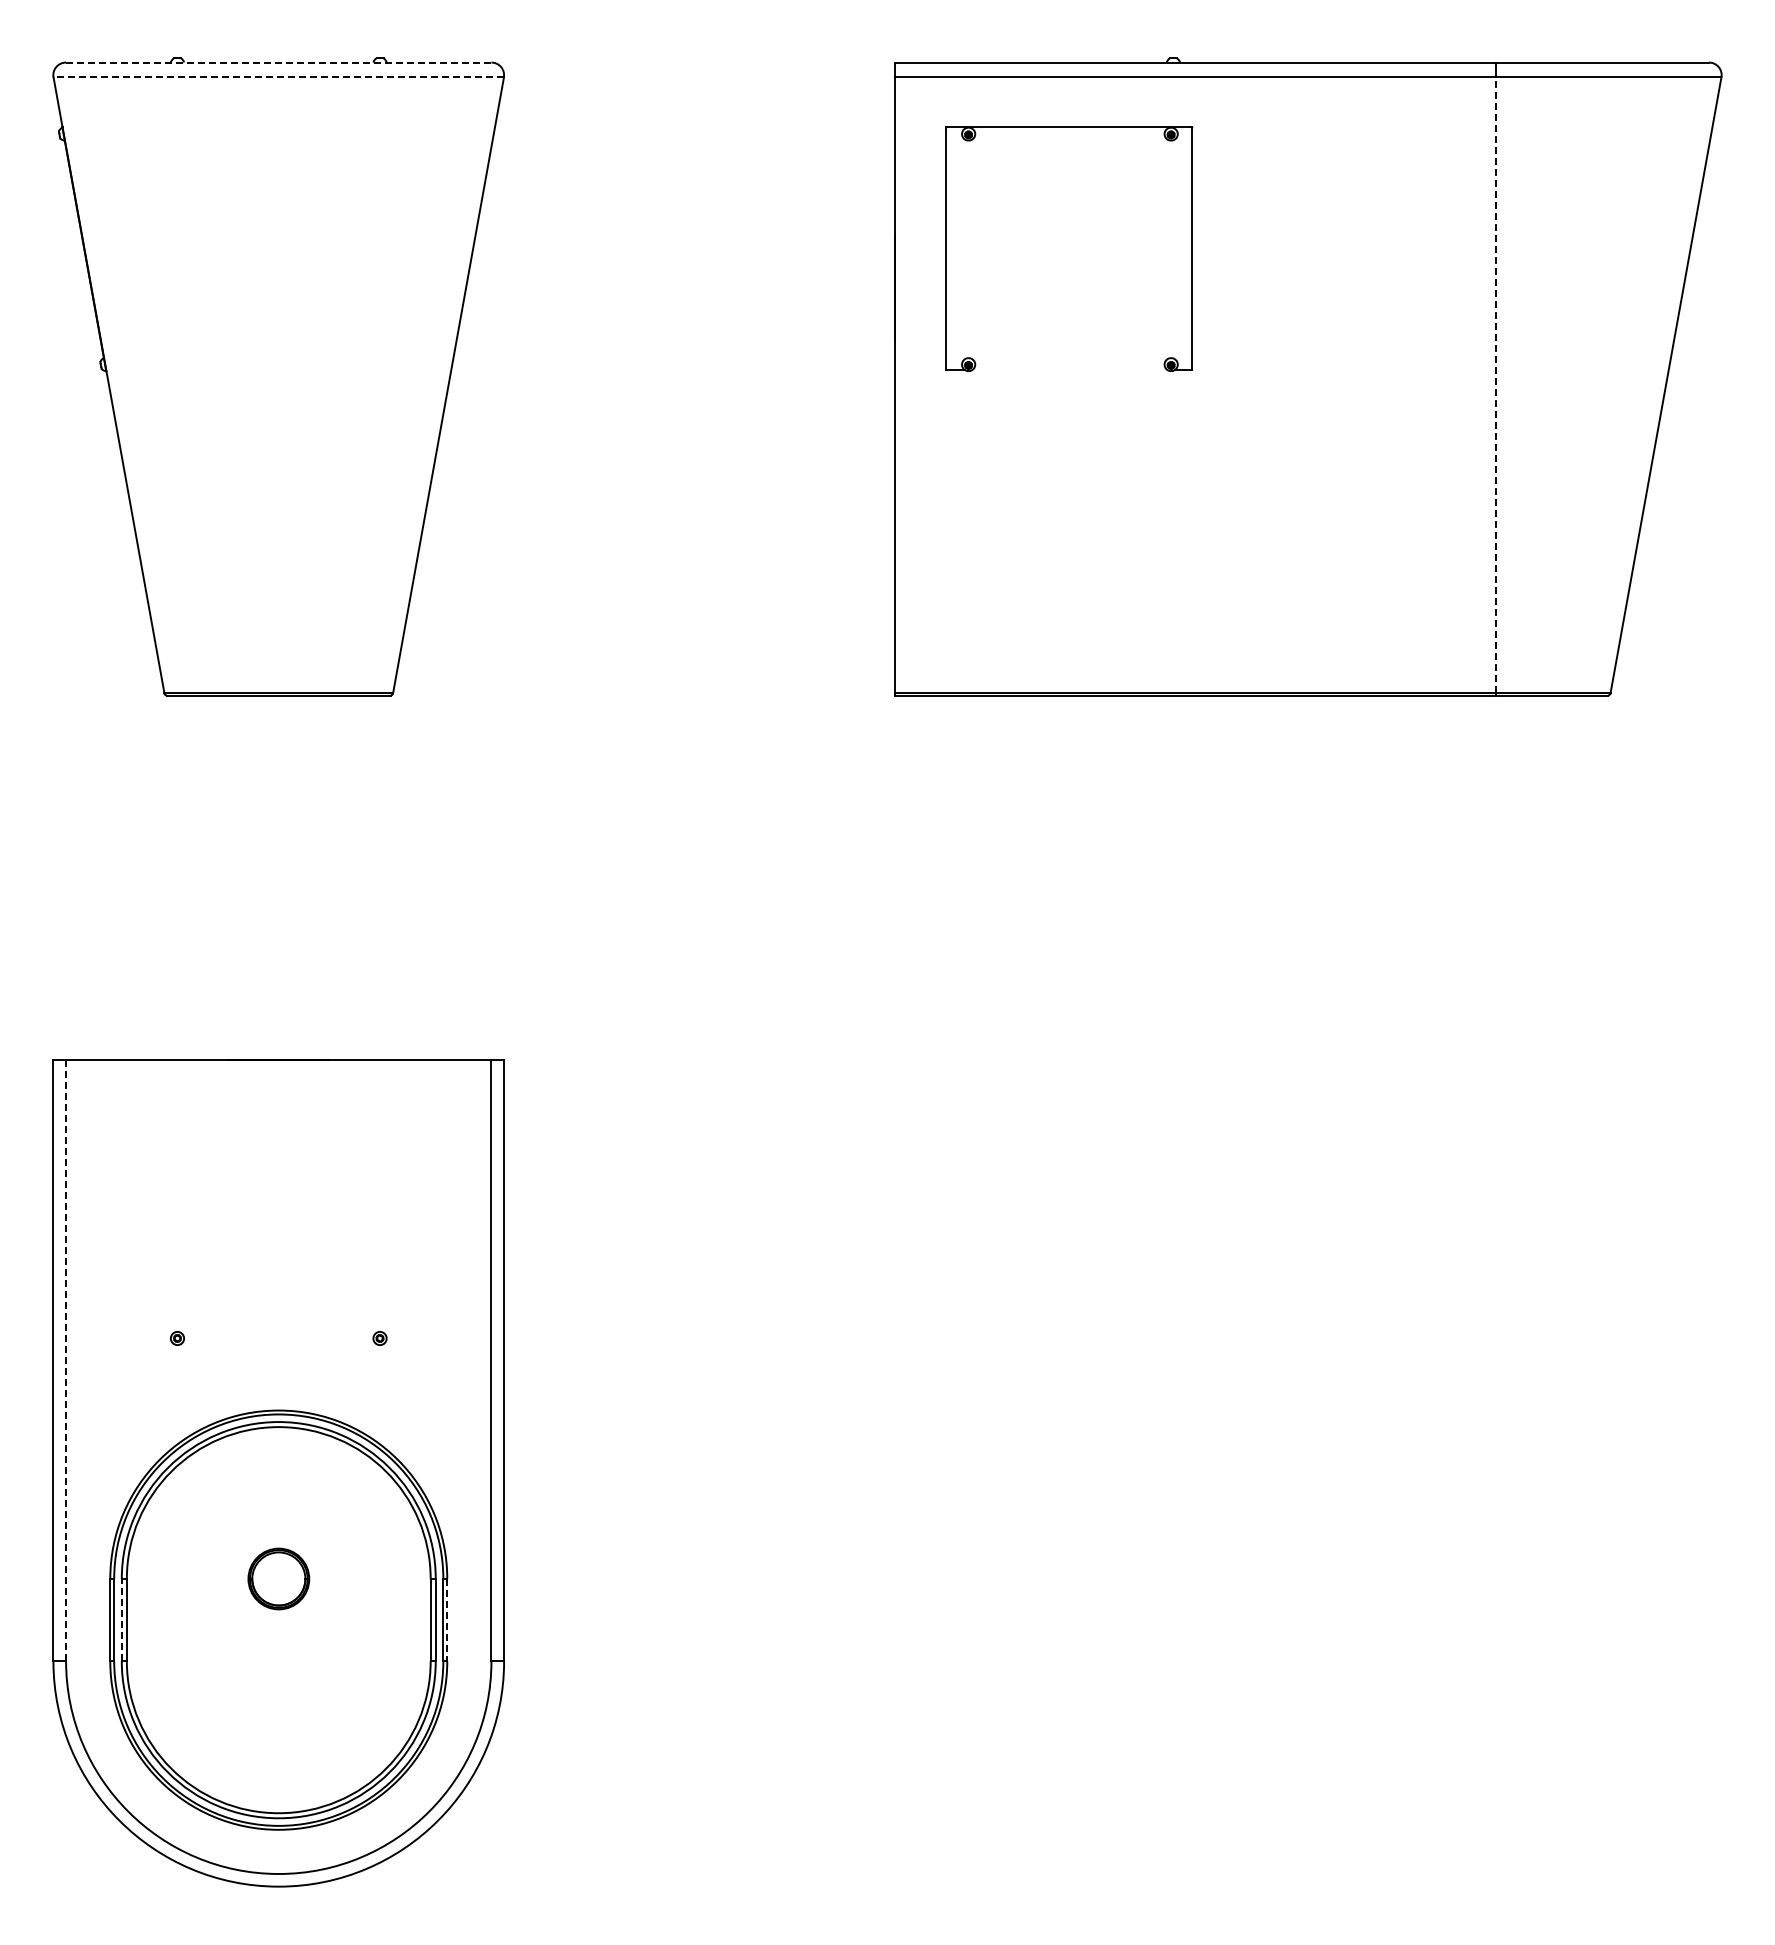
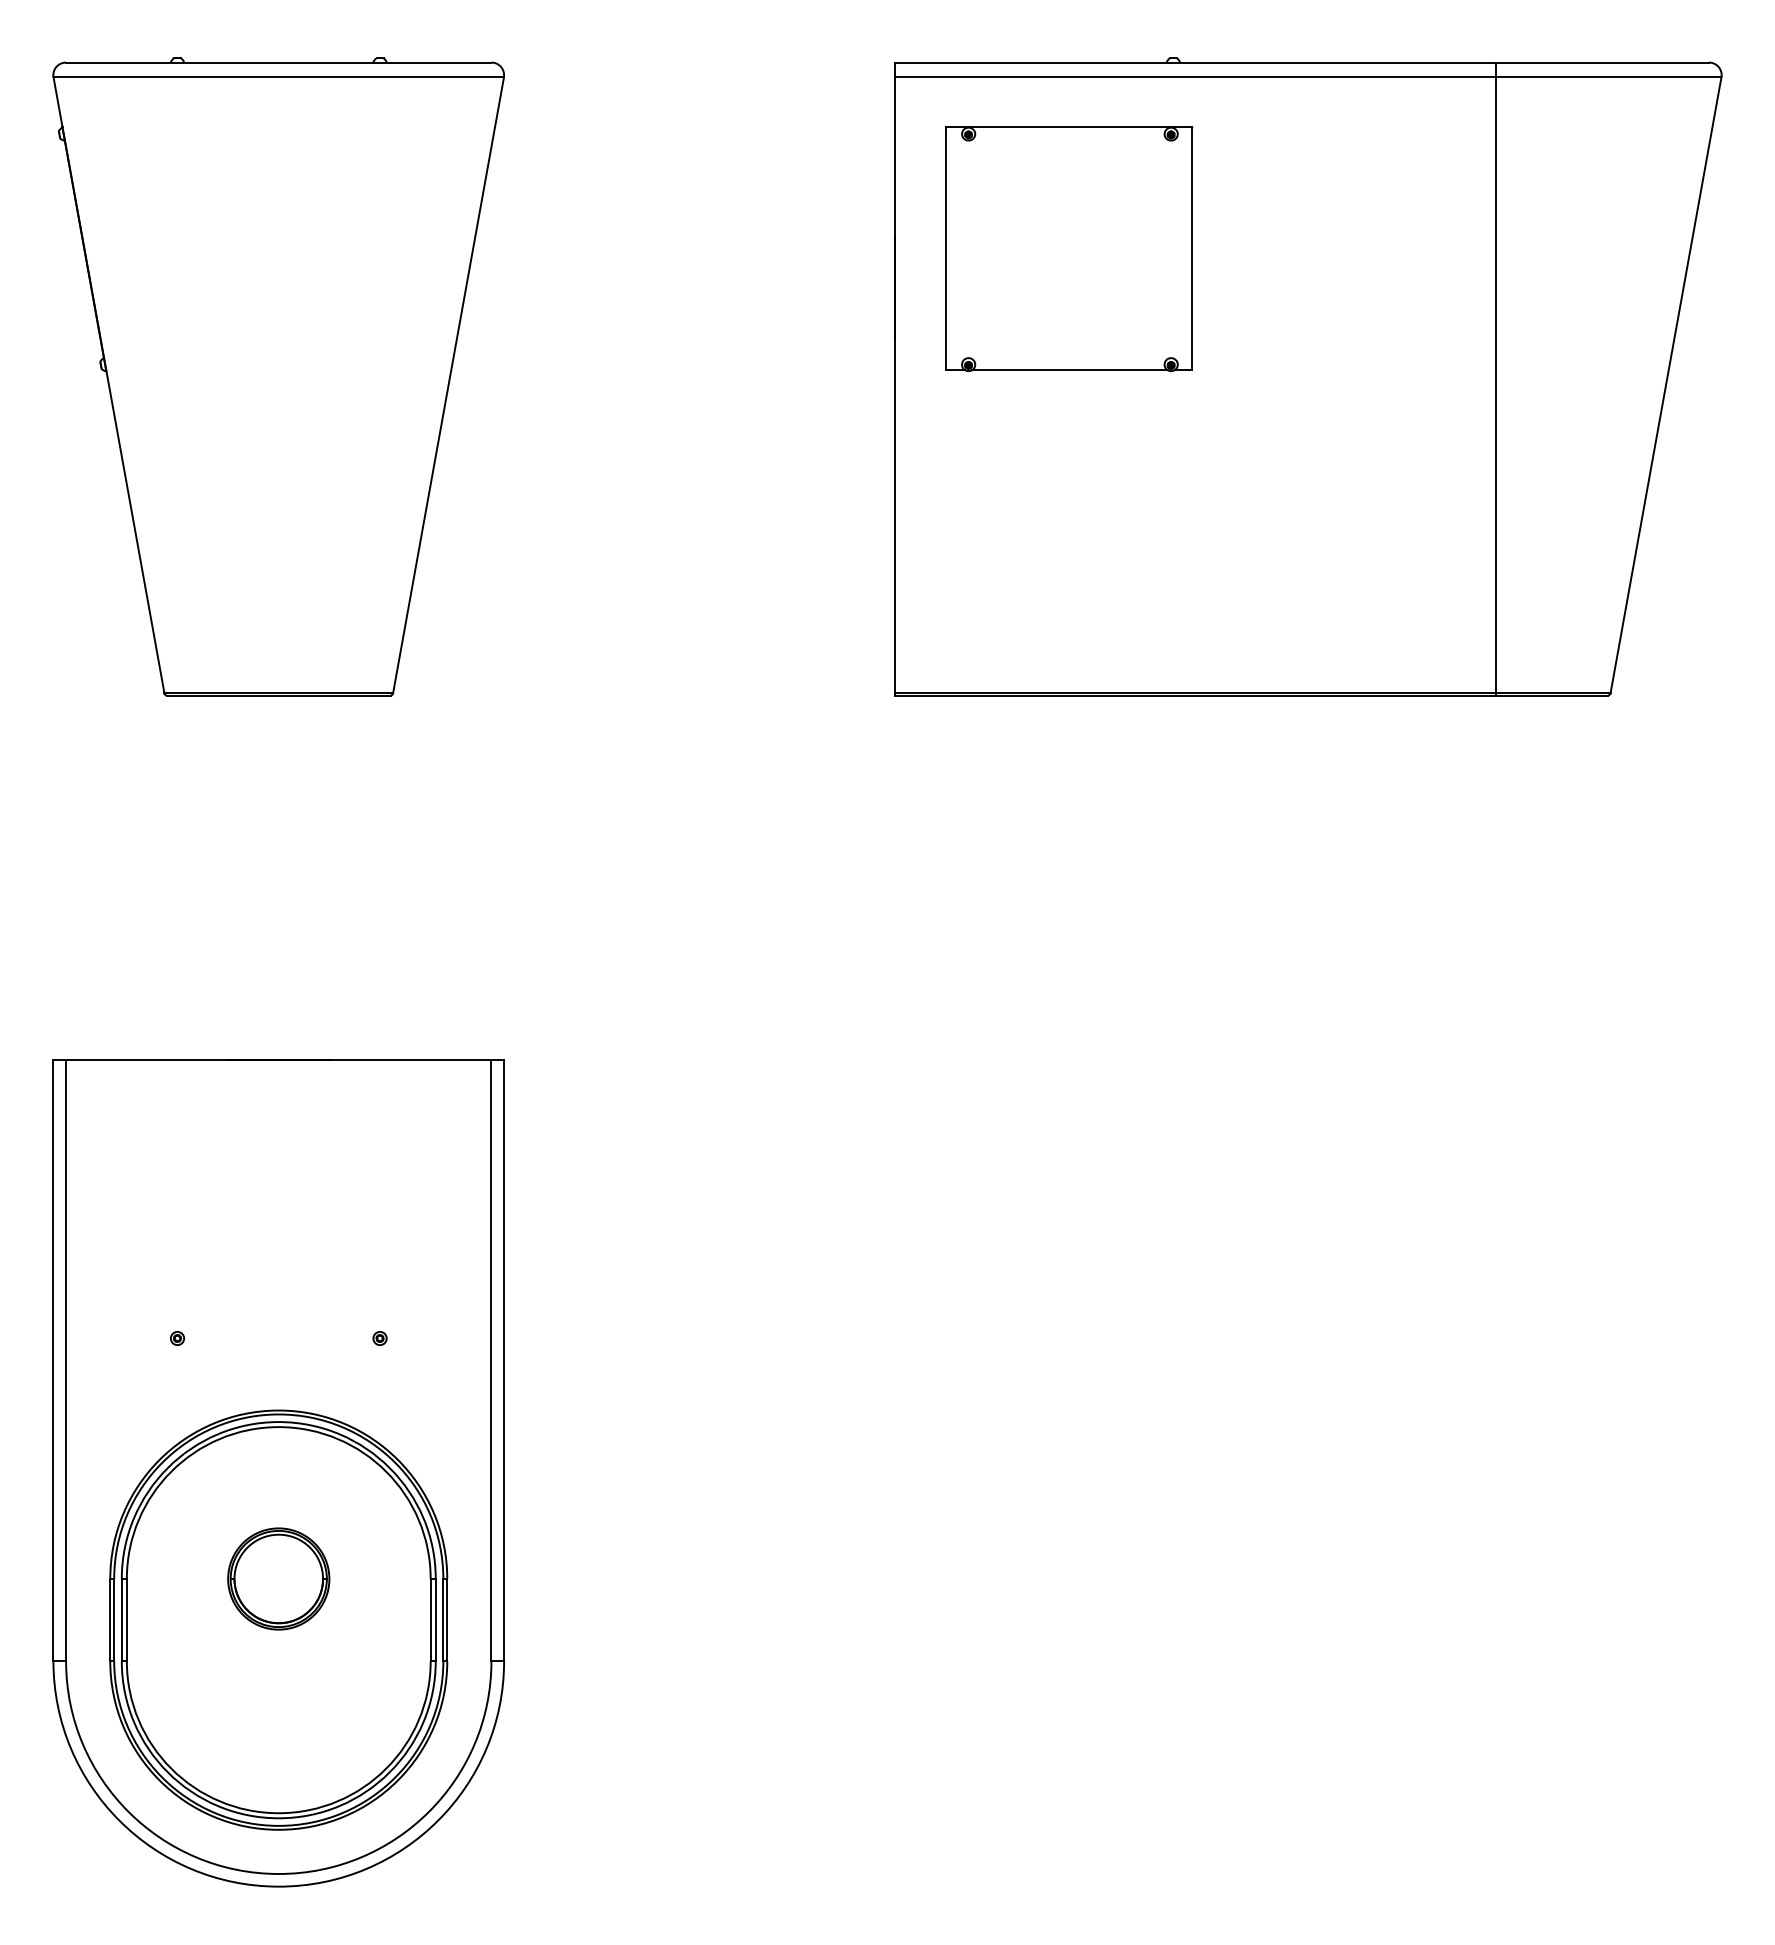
line: dashed -> solid (278, 62)
line: dashed -> solid (278, 77)
line: none -> present (1069, 370)
line: dashed -> solid (1496, 384)
line: dashed -> solid (65, 1360)
part size: 64x64 px -> 104x104 px (278, 1578)
line: dashed -> solid (121, 1619)
line: dashed -> solid (447, 1620)
